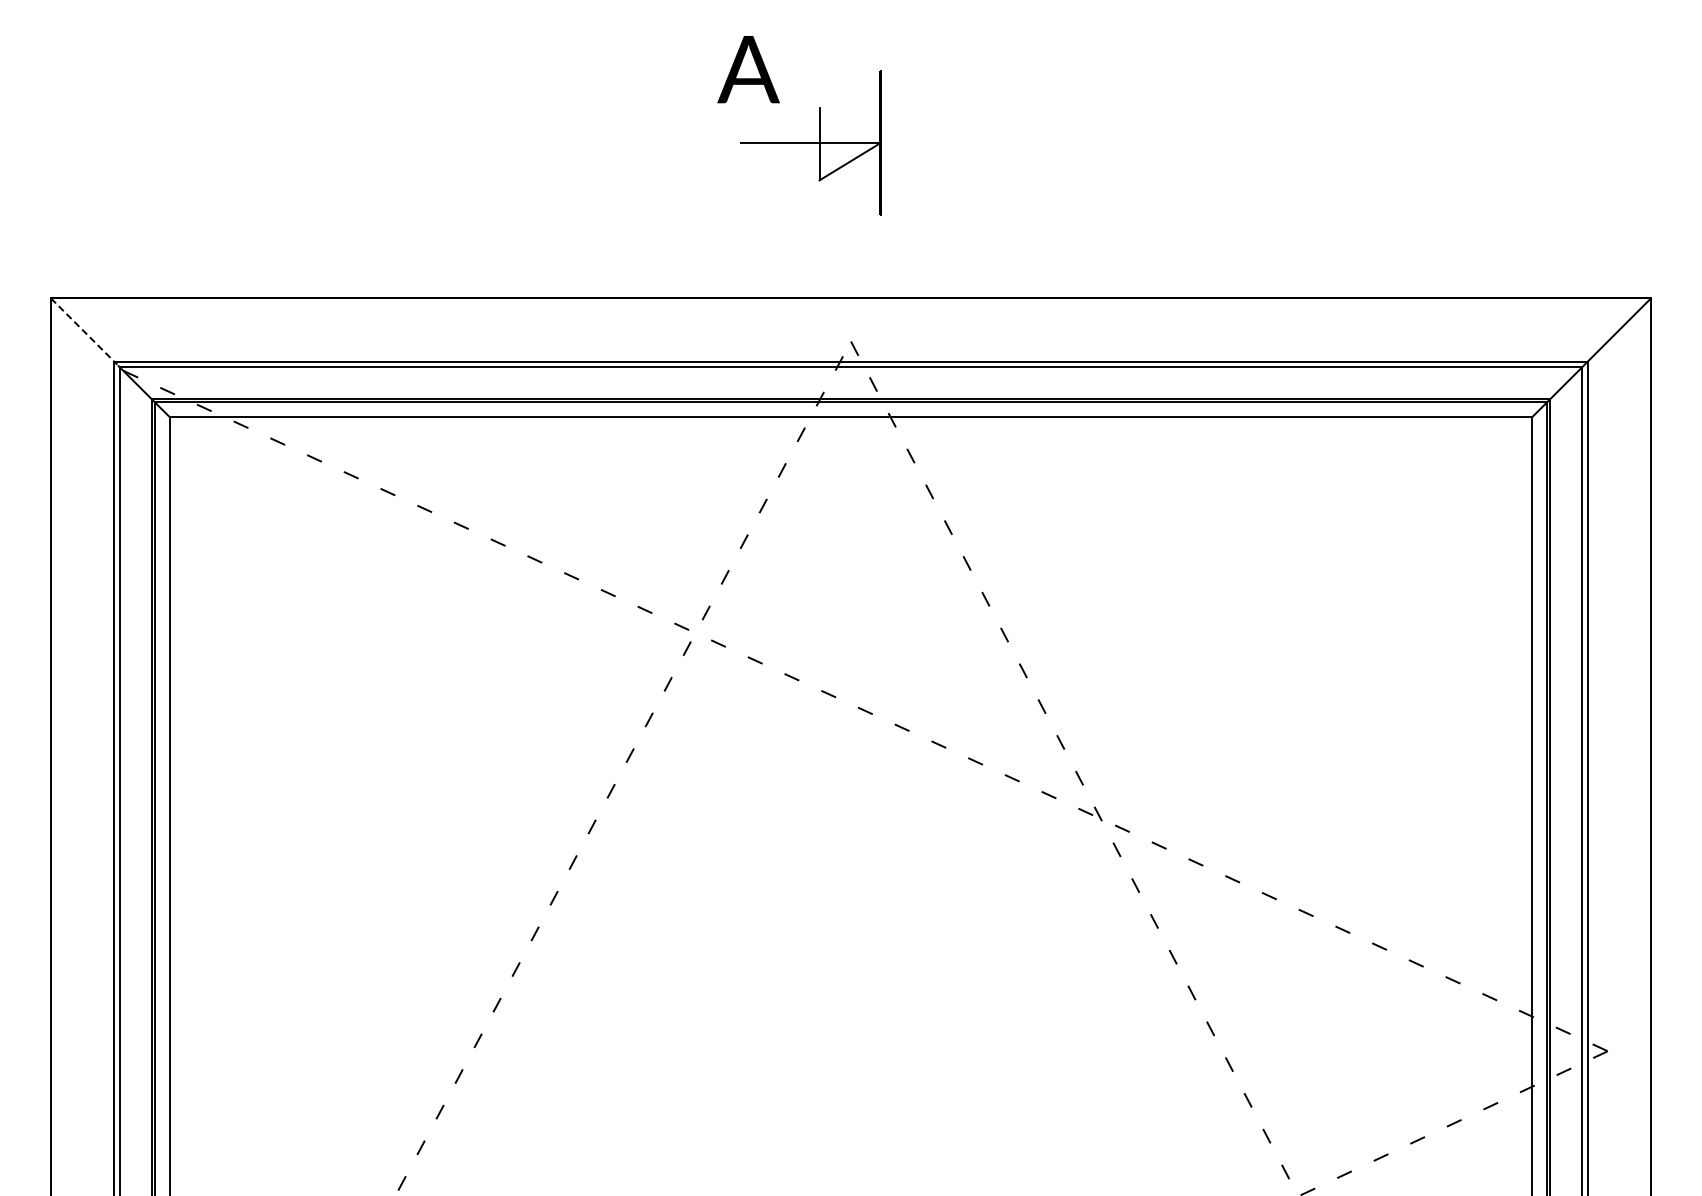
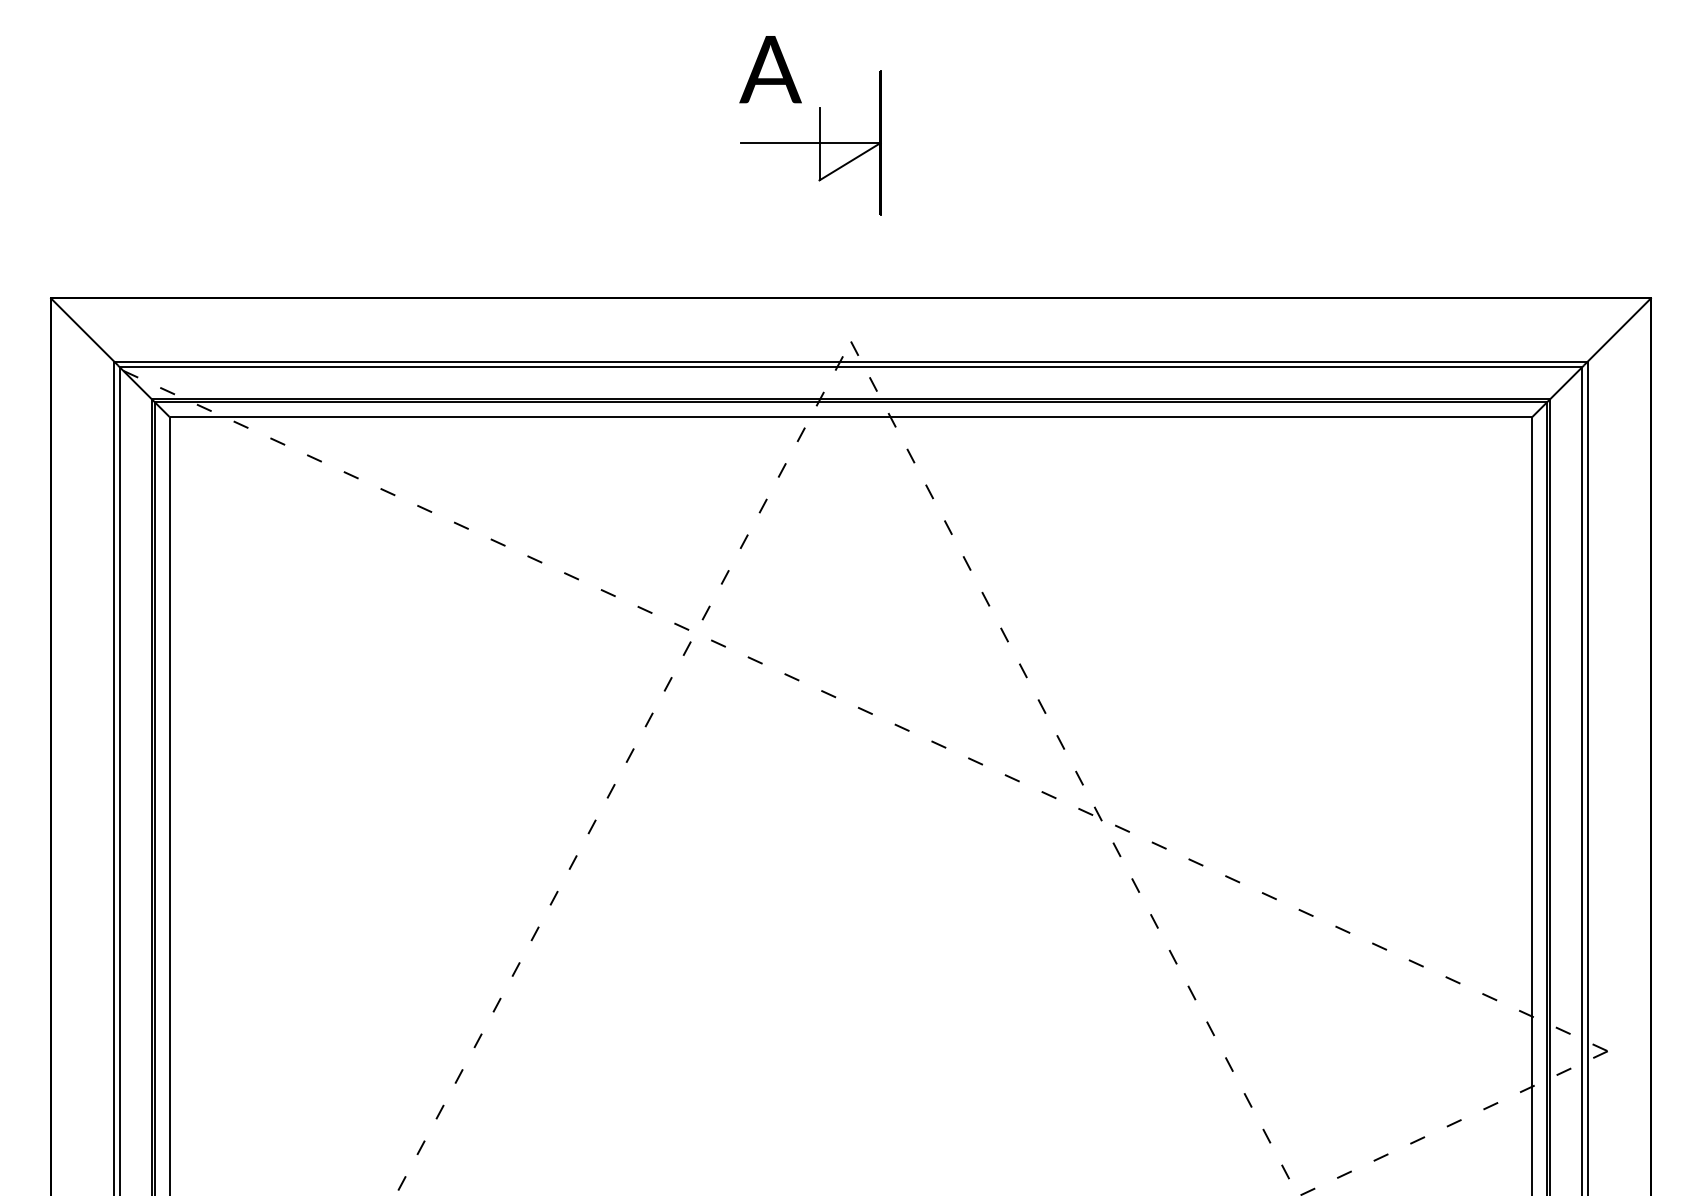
text position: (748, 69) -> (770, 69) (770, 69)
line: dashed -> solid (84, 331)
